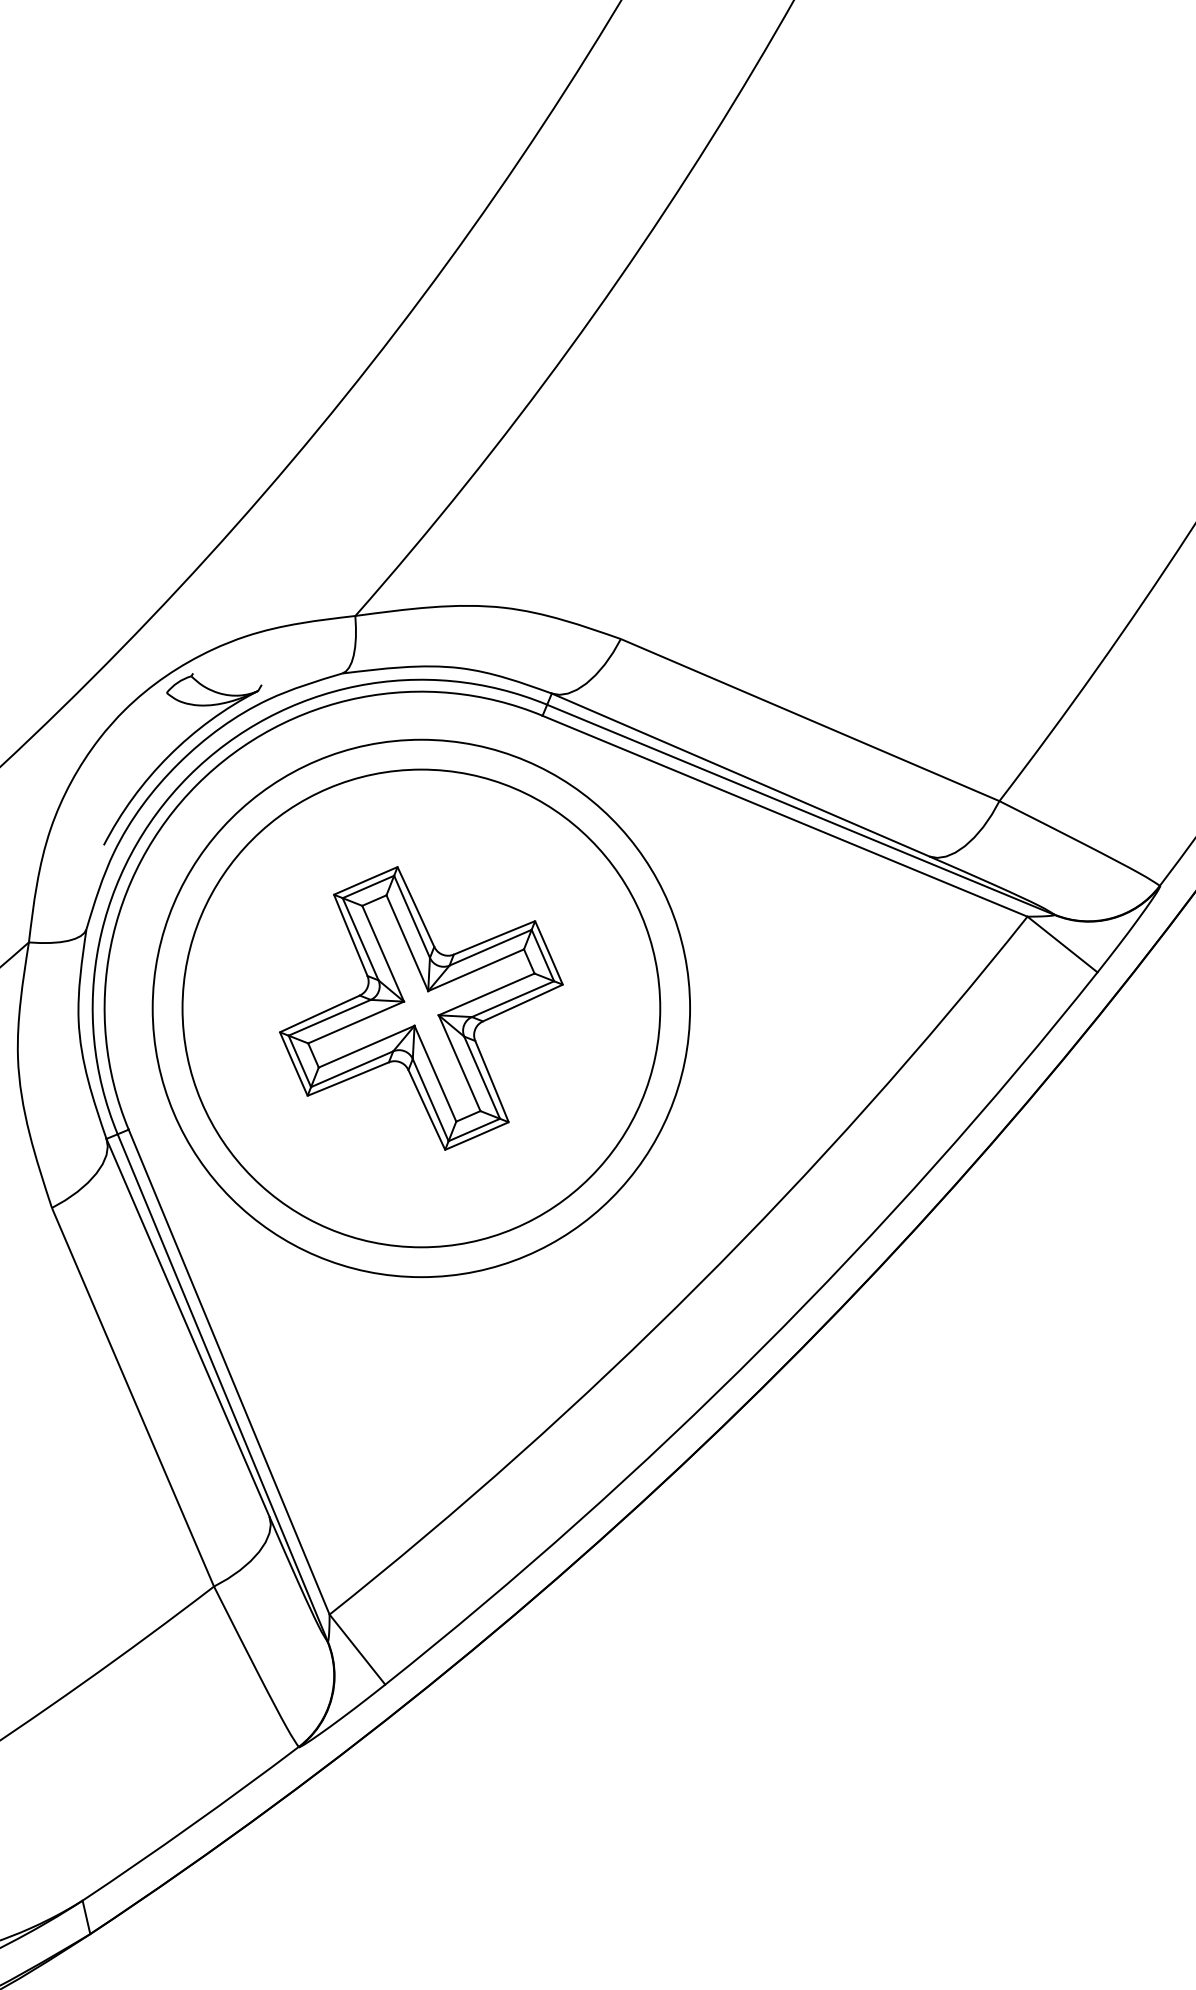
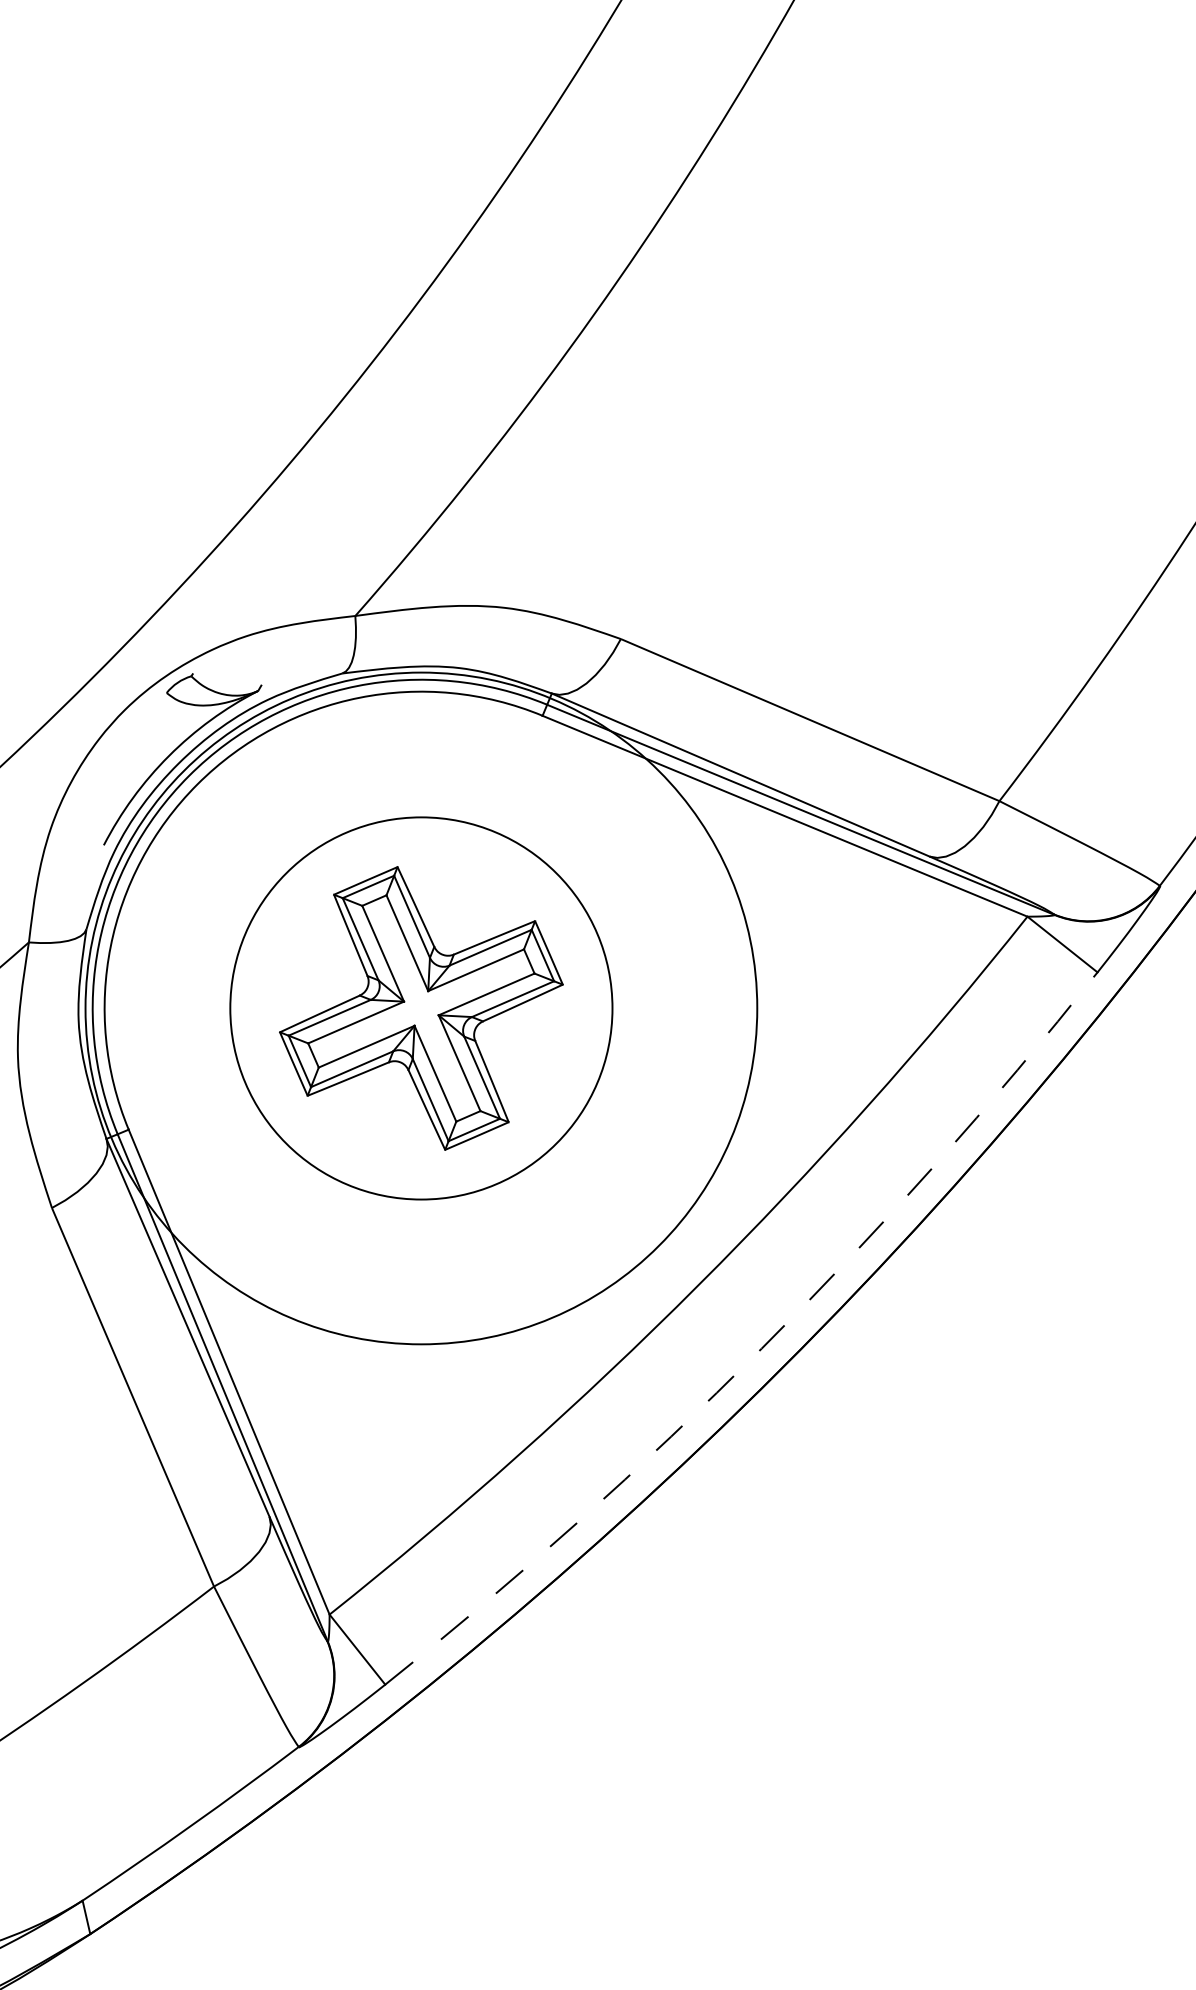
circle diameter: 478 px -> 382 px (421, 1008)
circle diameter: 537 px -> 672 px (421, 1008)
arc: solid -> dashed (761, 1348)
